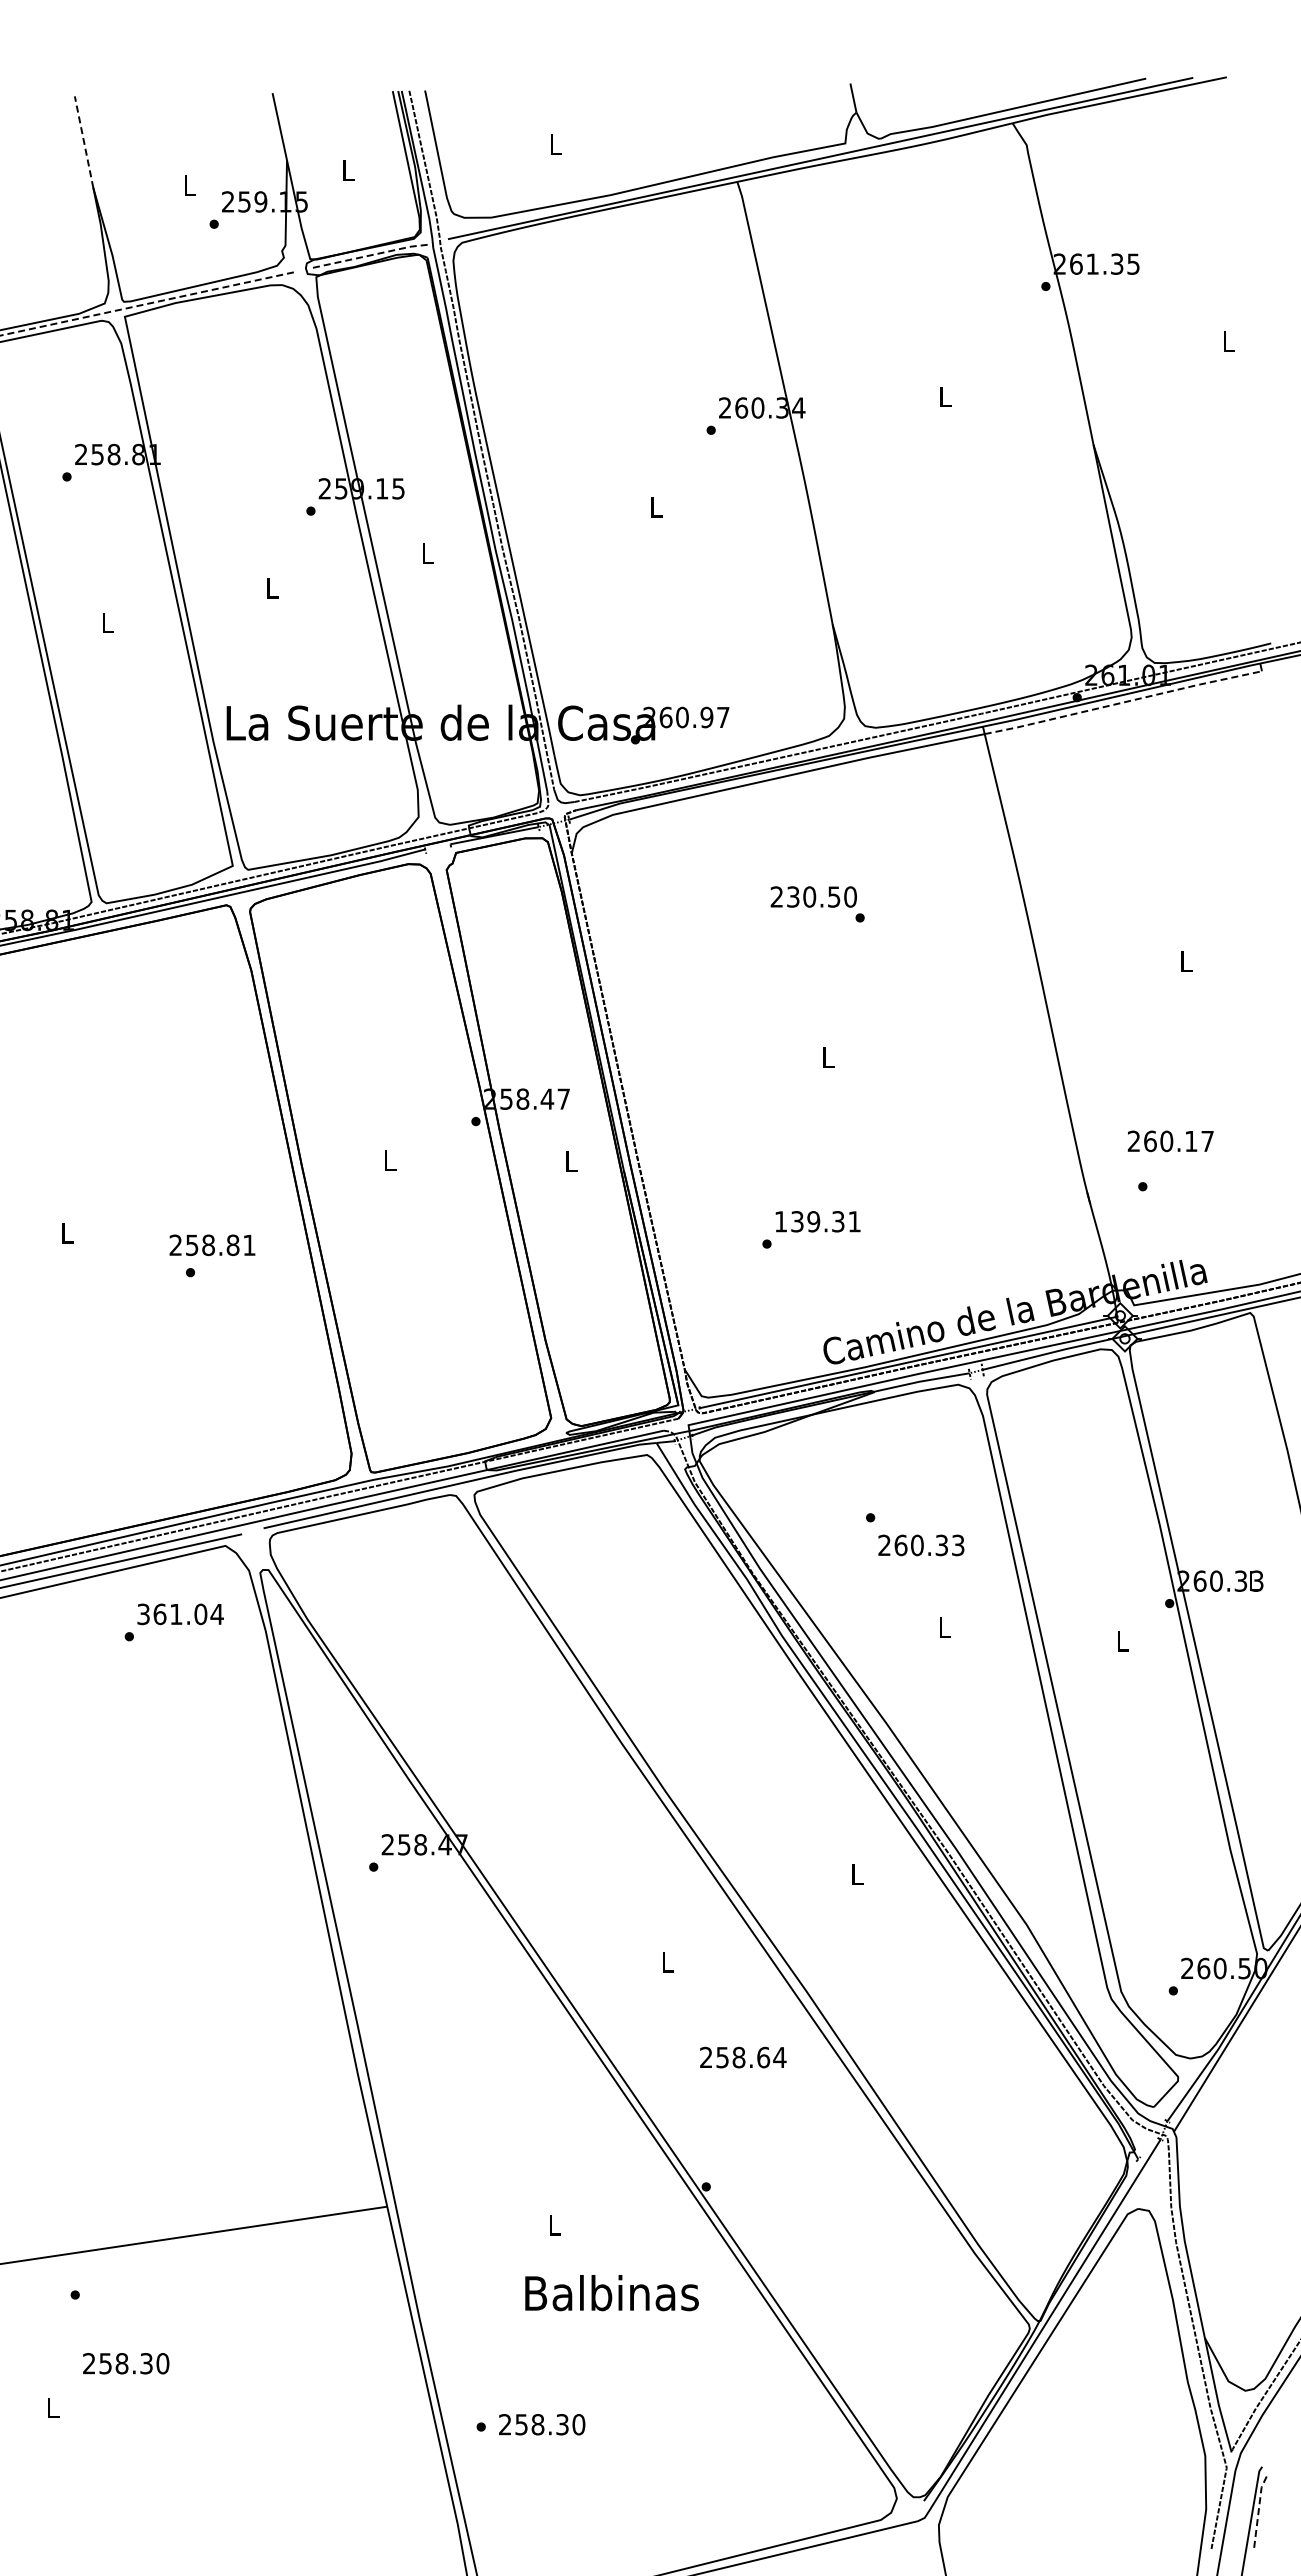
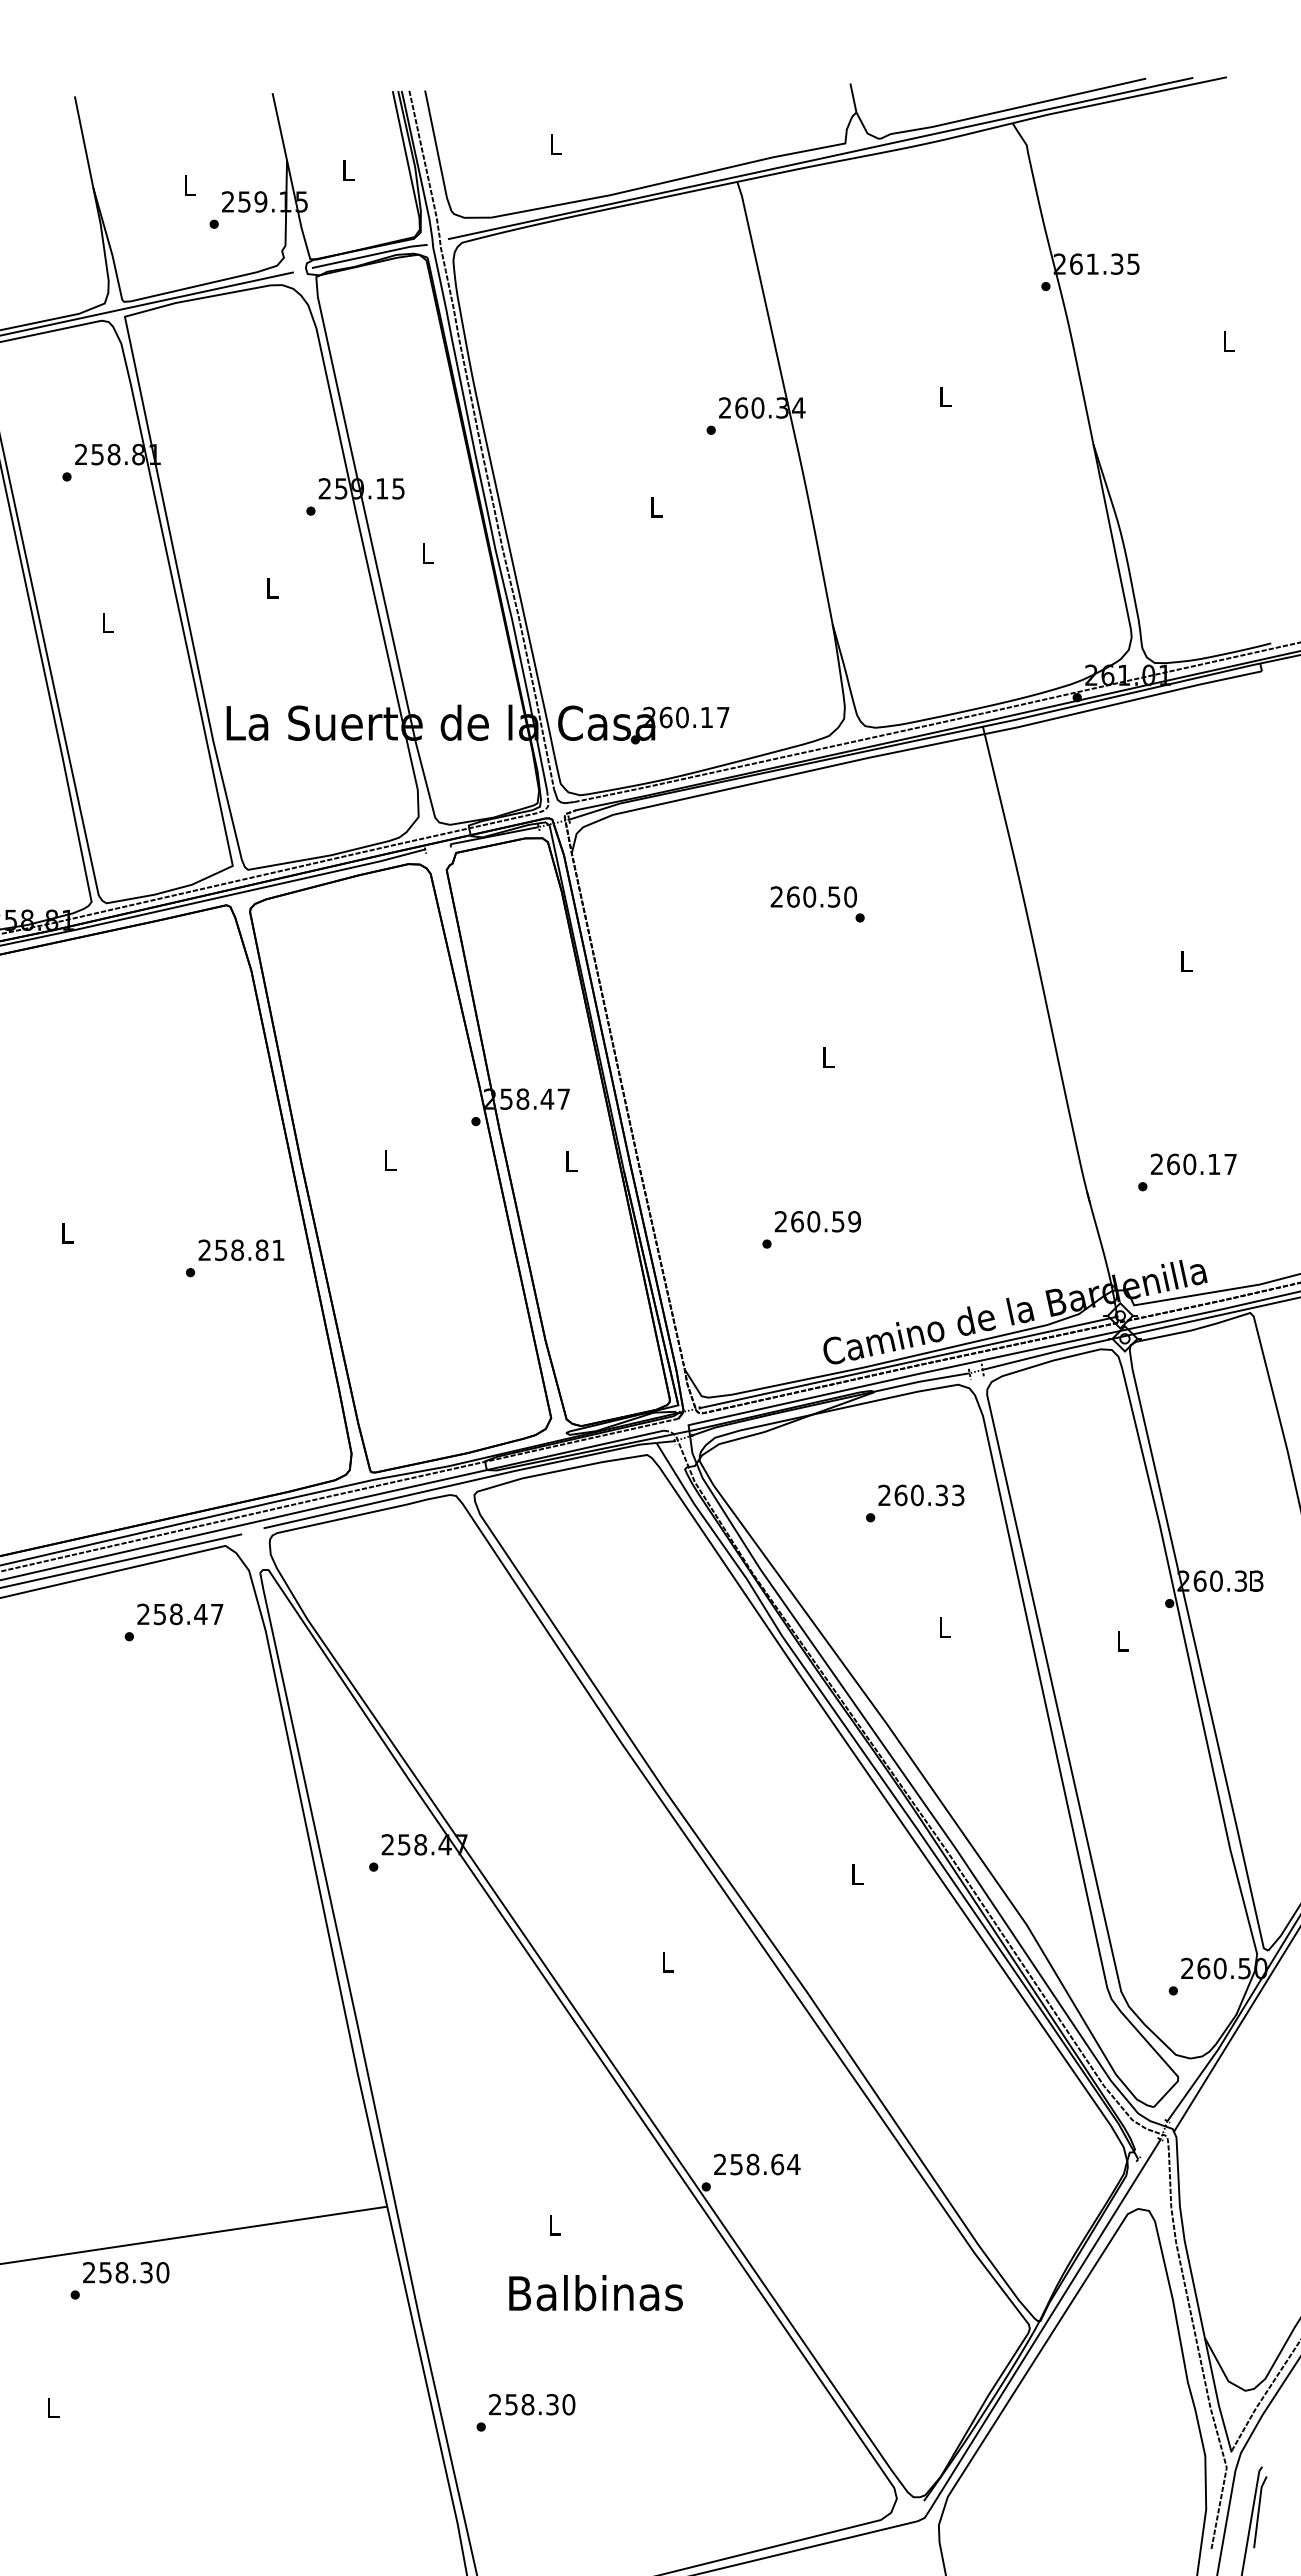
line: dashed -> solid (84, 142)
line: dashed -> solid (370, 255)
line: dashed -> solid (147, 303)
line: dashed -> solid (1123, 702)
text: 260.97 -> 260.17 (706, 717)
text: 230.50 -> 260.50 (793, 896)
text position: (1170, 1141) -> (1193, 1164) (1193, 1164)
text: 139.31 -> 260.59 (817, 1221)
text position: (212, 1244) -> (241, 1249) (241, 1249)
text position: (921, 1545) -> (921, 1495) (921, 1495)
text: 361.04 -> 258.47 (180, 1614)
text position: (743, 2057) -> (757, 2164) (757, 2164)
text position: (611, 2293) -> (595, 2293) (595, 2293)
text position: (126, 2363) -> (126, 2272) (126, 2272)
text position: (542, 2424) -> (532, 2404) (532, 2404)
line: dashed -> solid (1258, 2511)
